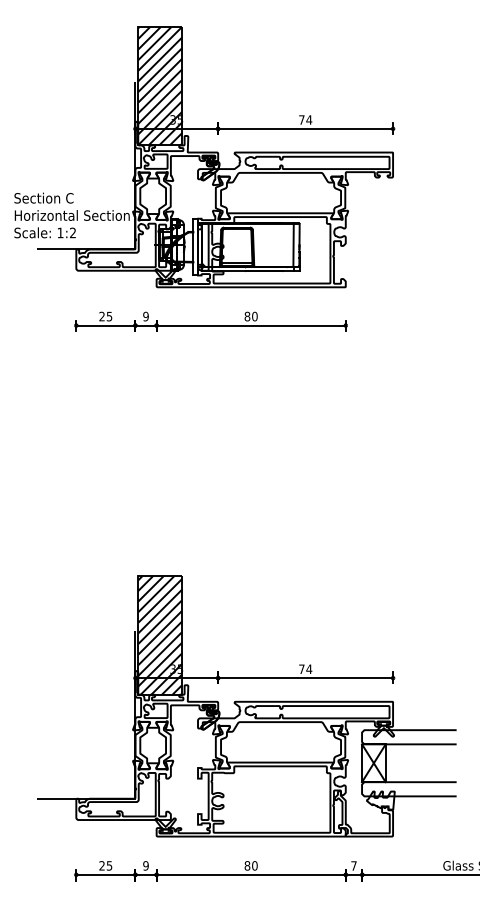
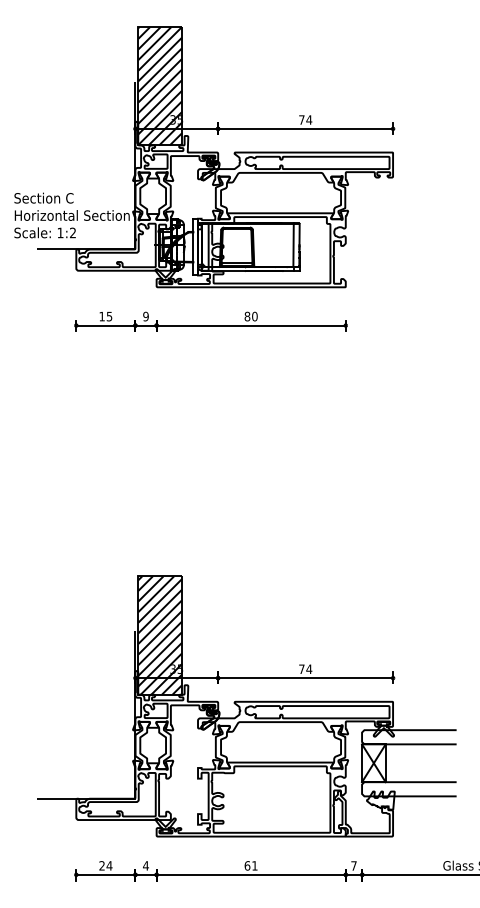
text: 25 -> 15 (101, 316)
text: 25 -> 24 (109, 865)
text: 9 -> 4 (145, 865)
text: 80 -> 61 (250, 865)
